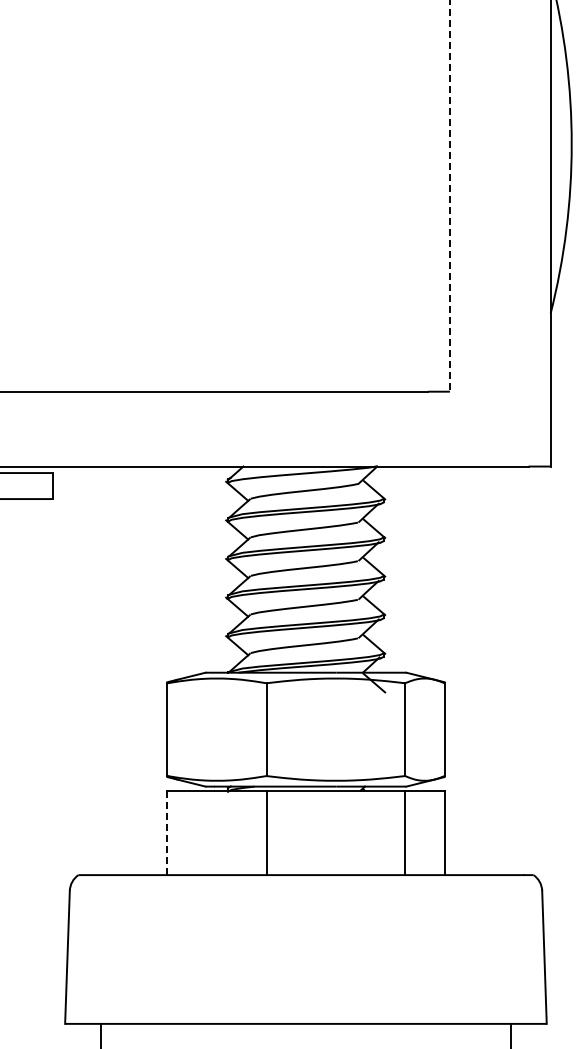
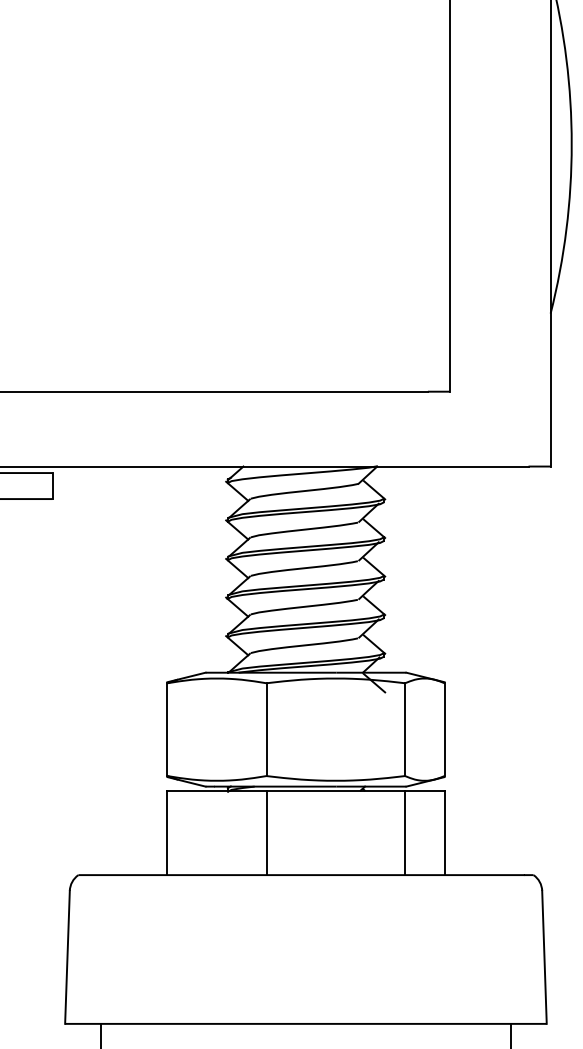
line: dashed -> solid (449, 196)
line: dashed -> solid (167, 833)
